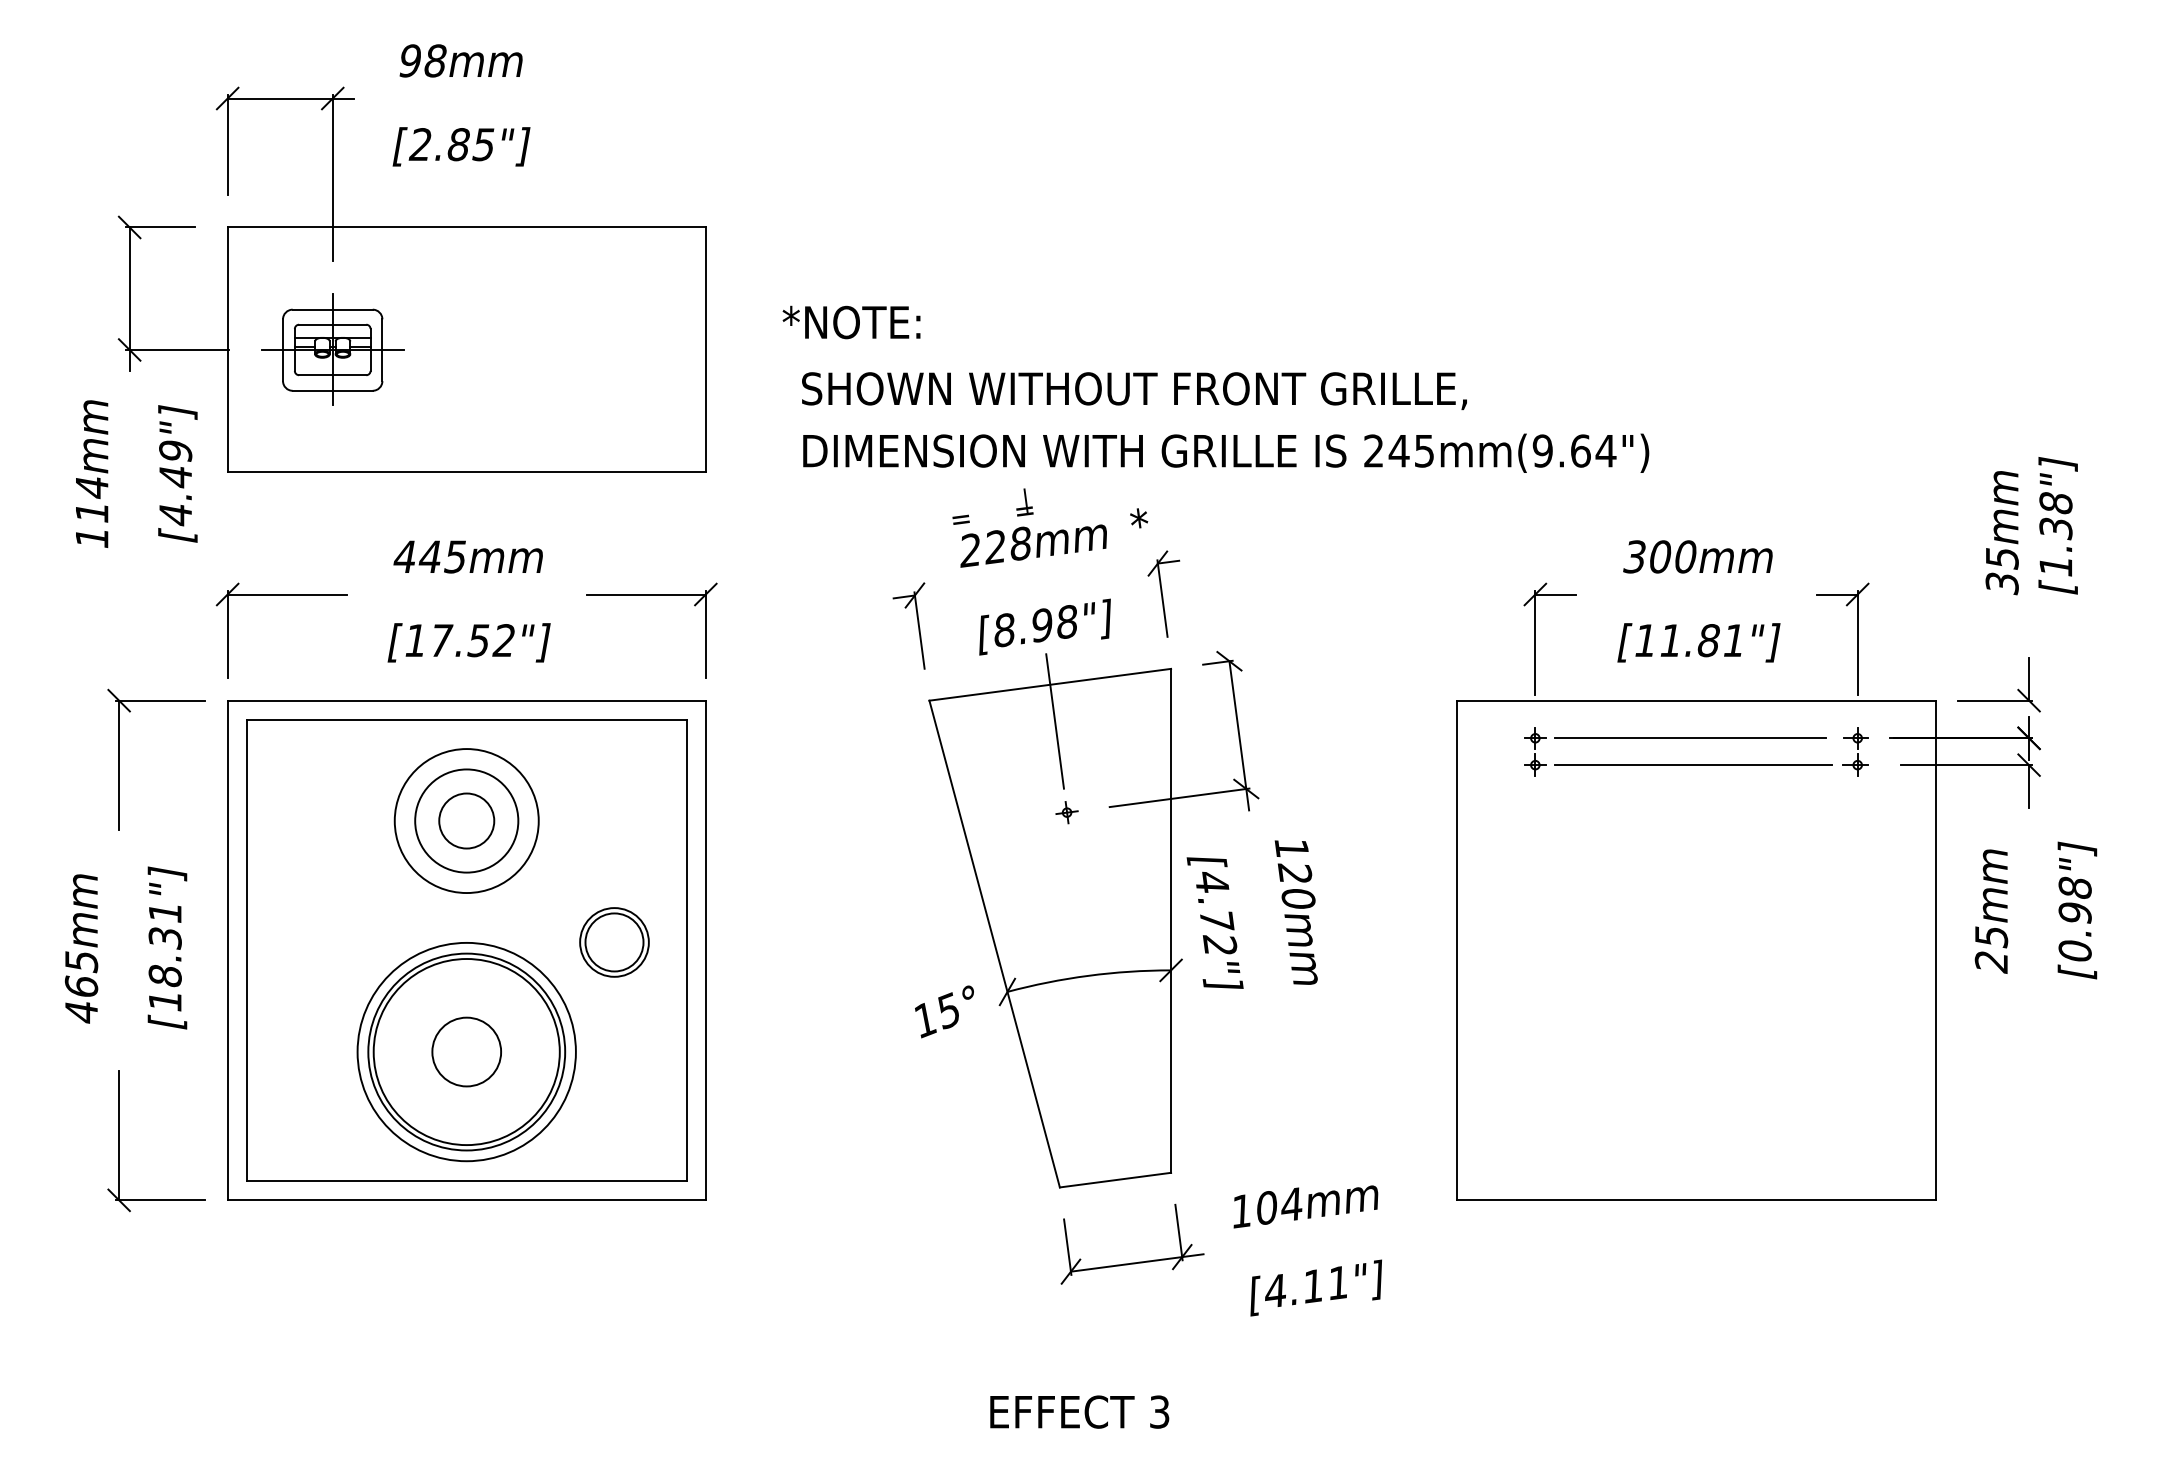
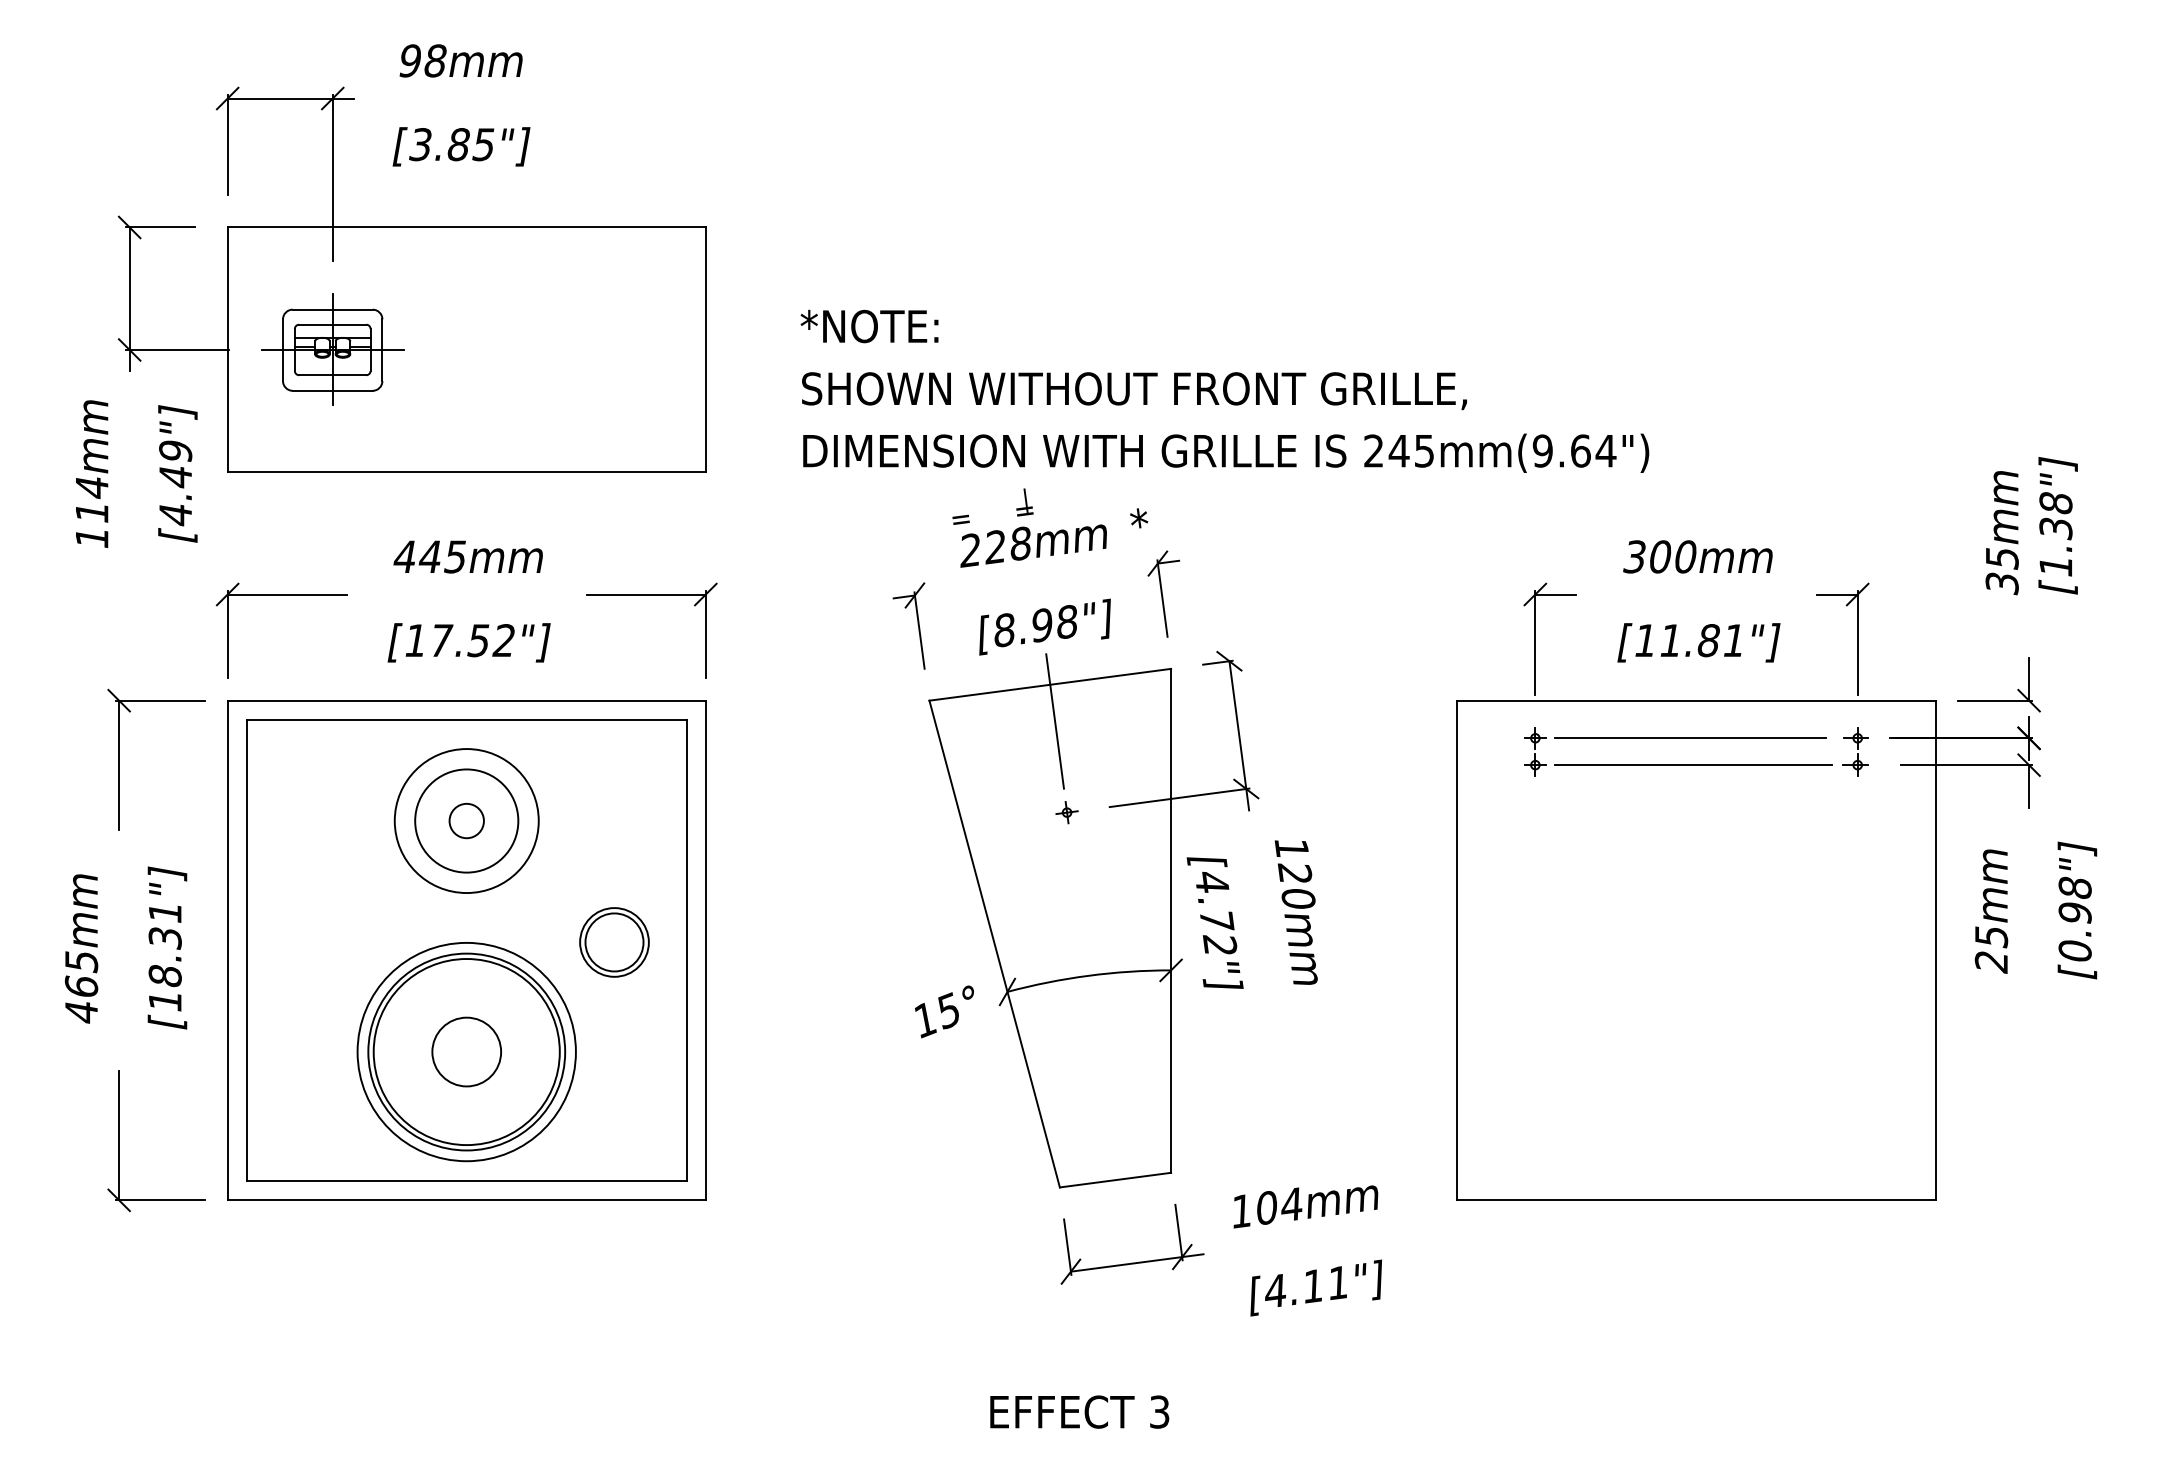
text: [2.85"] -> [3.85"] (419, 144)
text position: (851, 322) -> (869, 326) (869, 326)
circle diameter: 55 px -> 34 px (466, 820)
